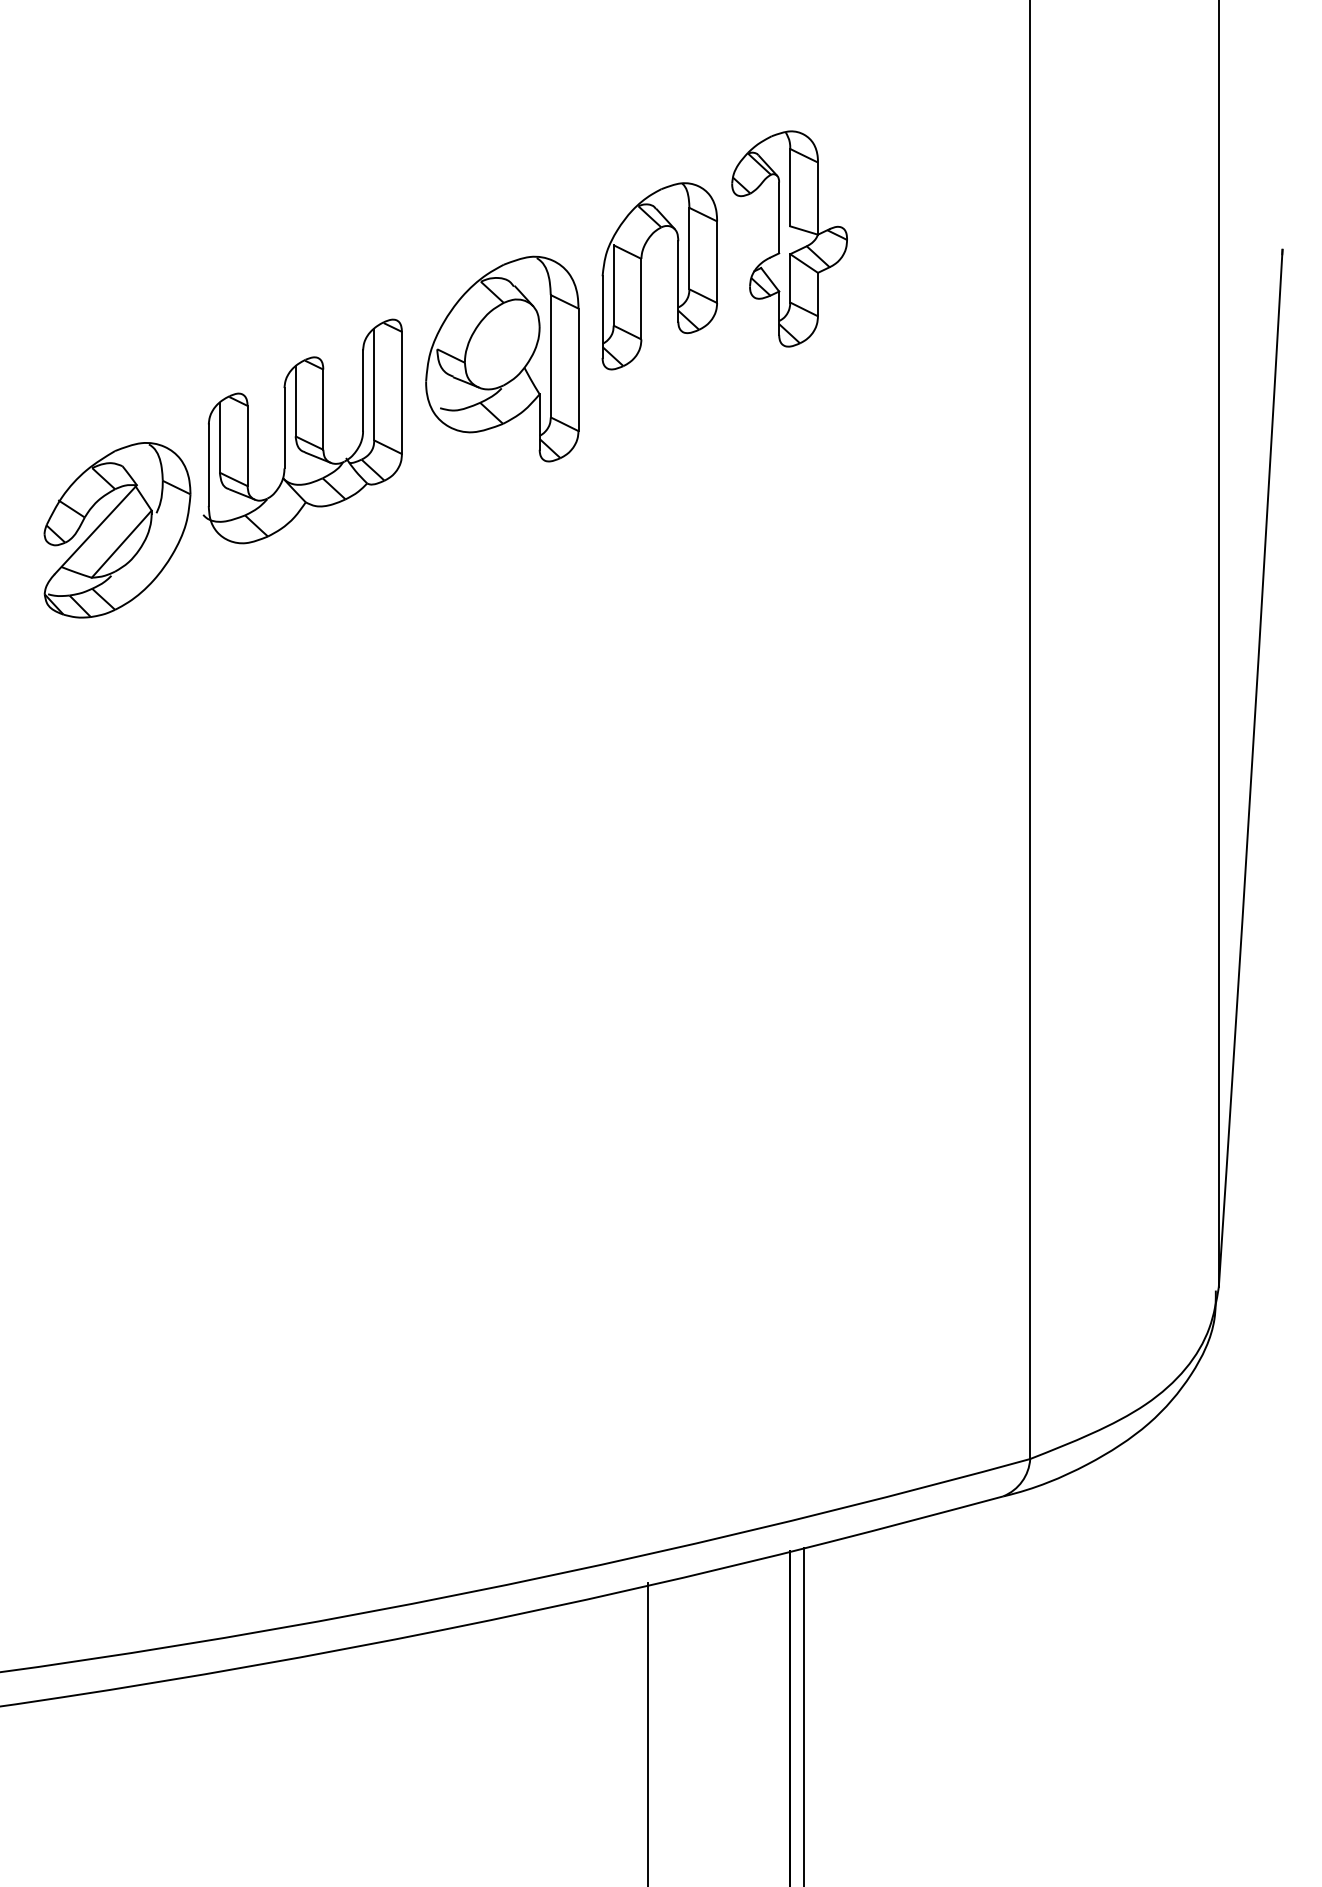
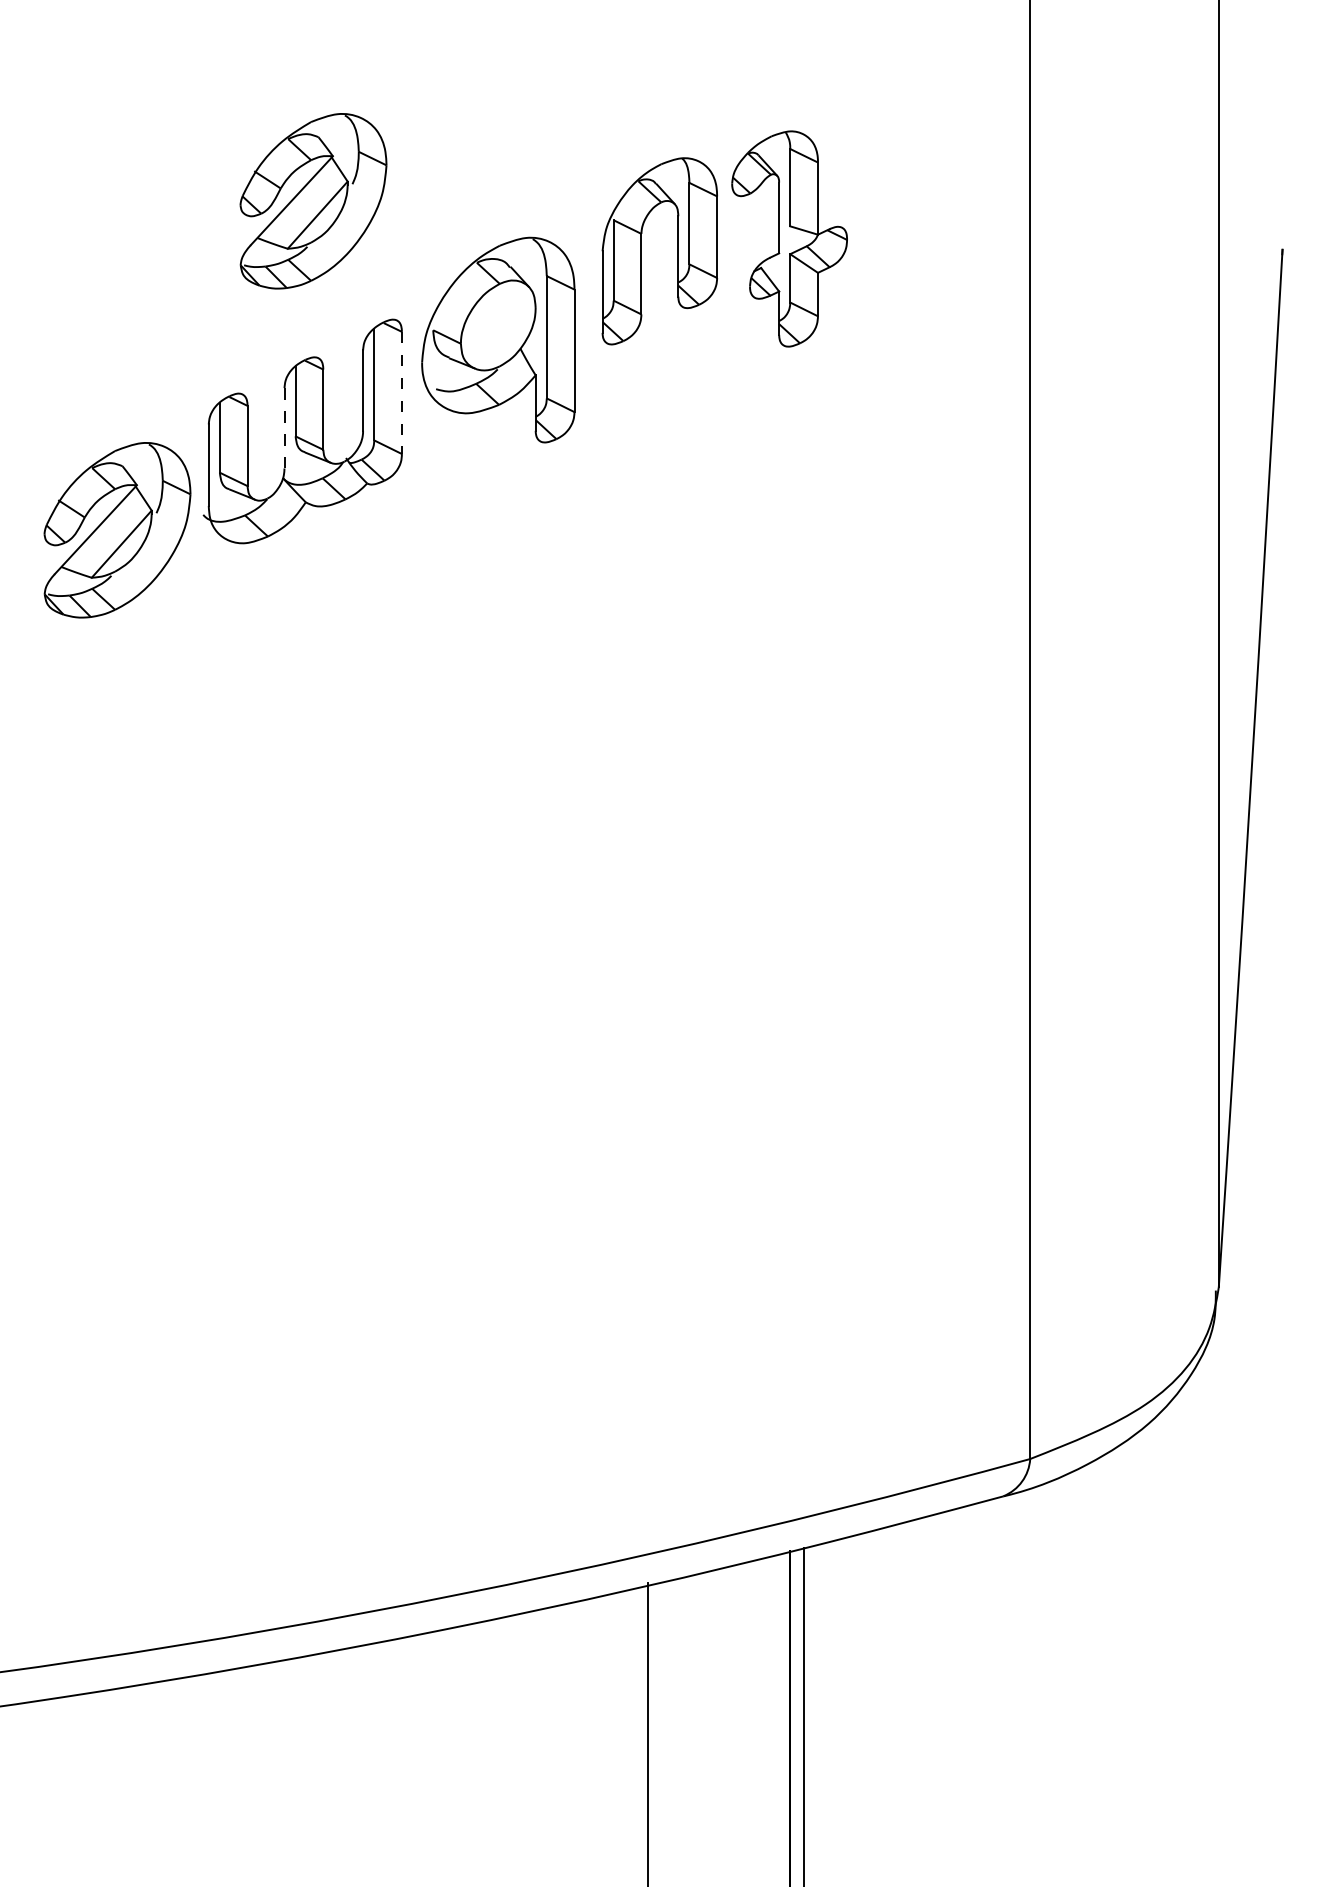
part: none -> present (313, 201)
part position: (641, 276) -> (641, 251) (641, 251)
part position: (502, 358) -> (498, 339) (498, 339)
line: solid -> dashed (401, 393)
line: solid -> dashed (284, 427)
